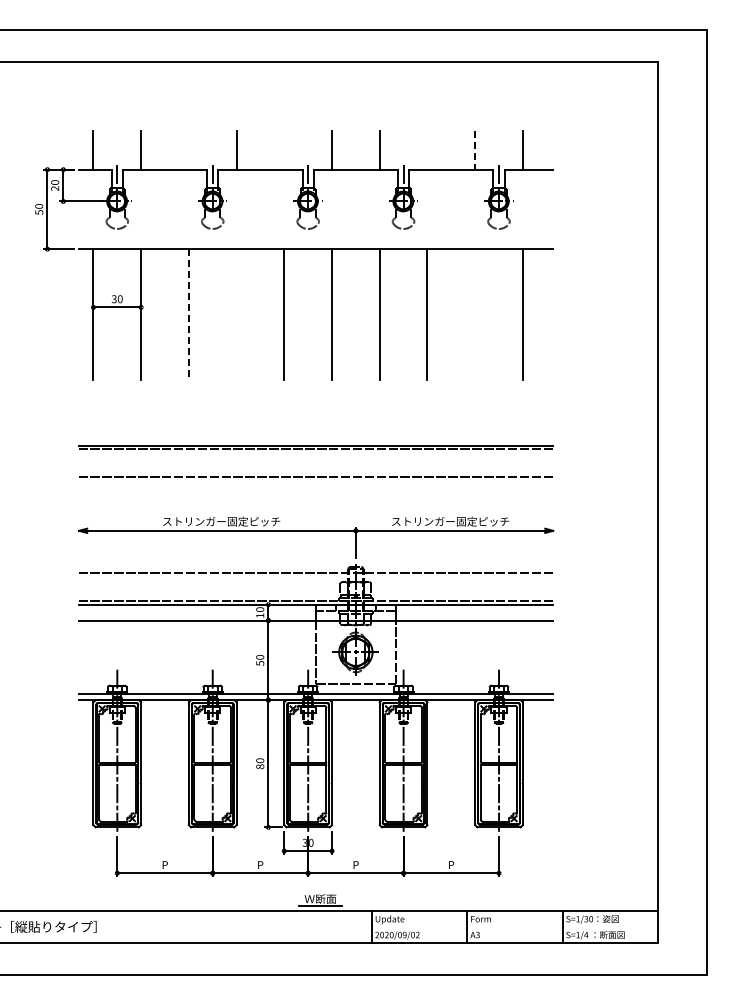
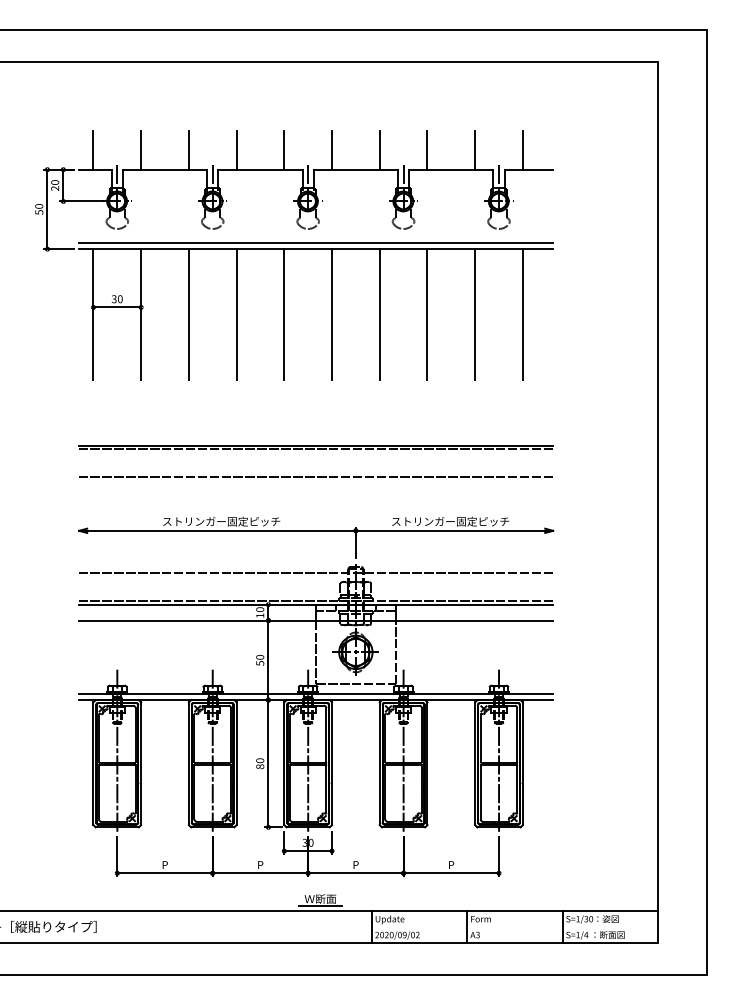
line: none -> present (188, 150)
line: none -> present (284, 150)
line: none -> present (427, 150)
line: dashed -> solid (475, 150)
line: none -> present (316, 242)
line: dashed -> solid (188, 314)
line: none -> present (236, 314)
line: none -> present (475, 314)
